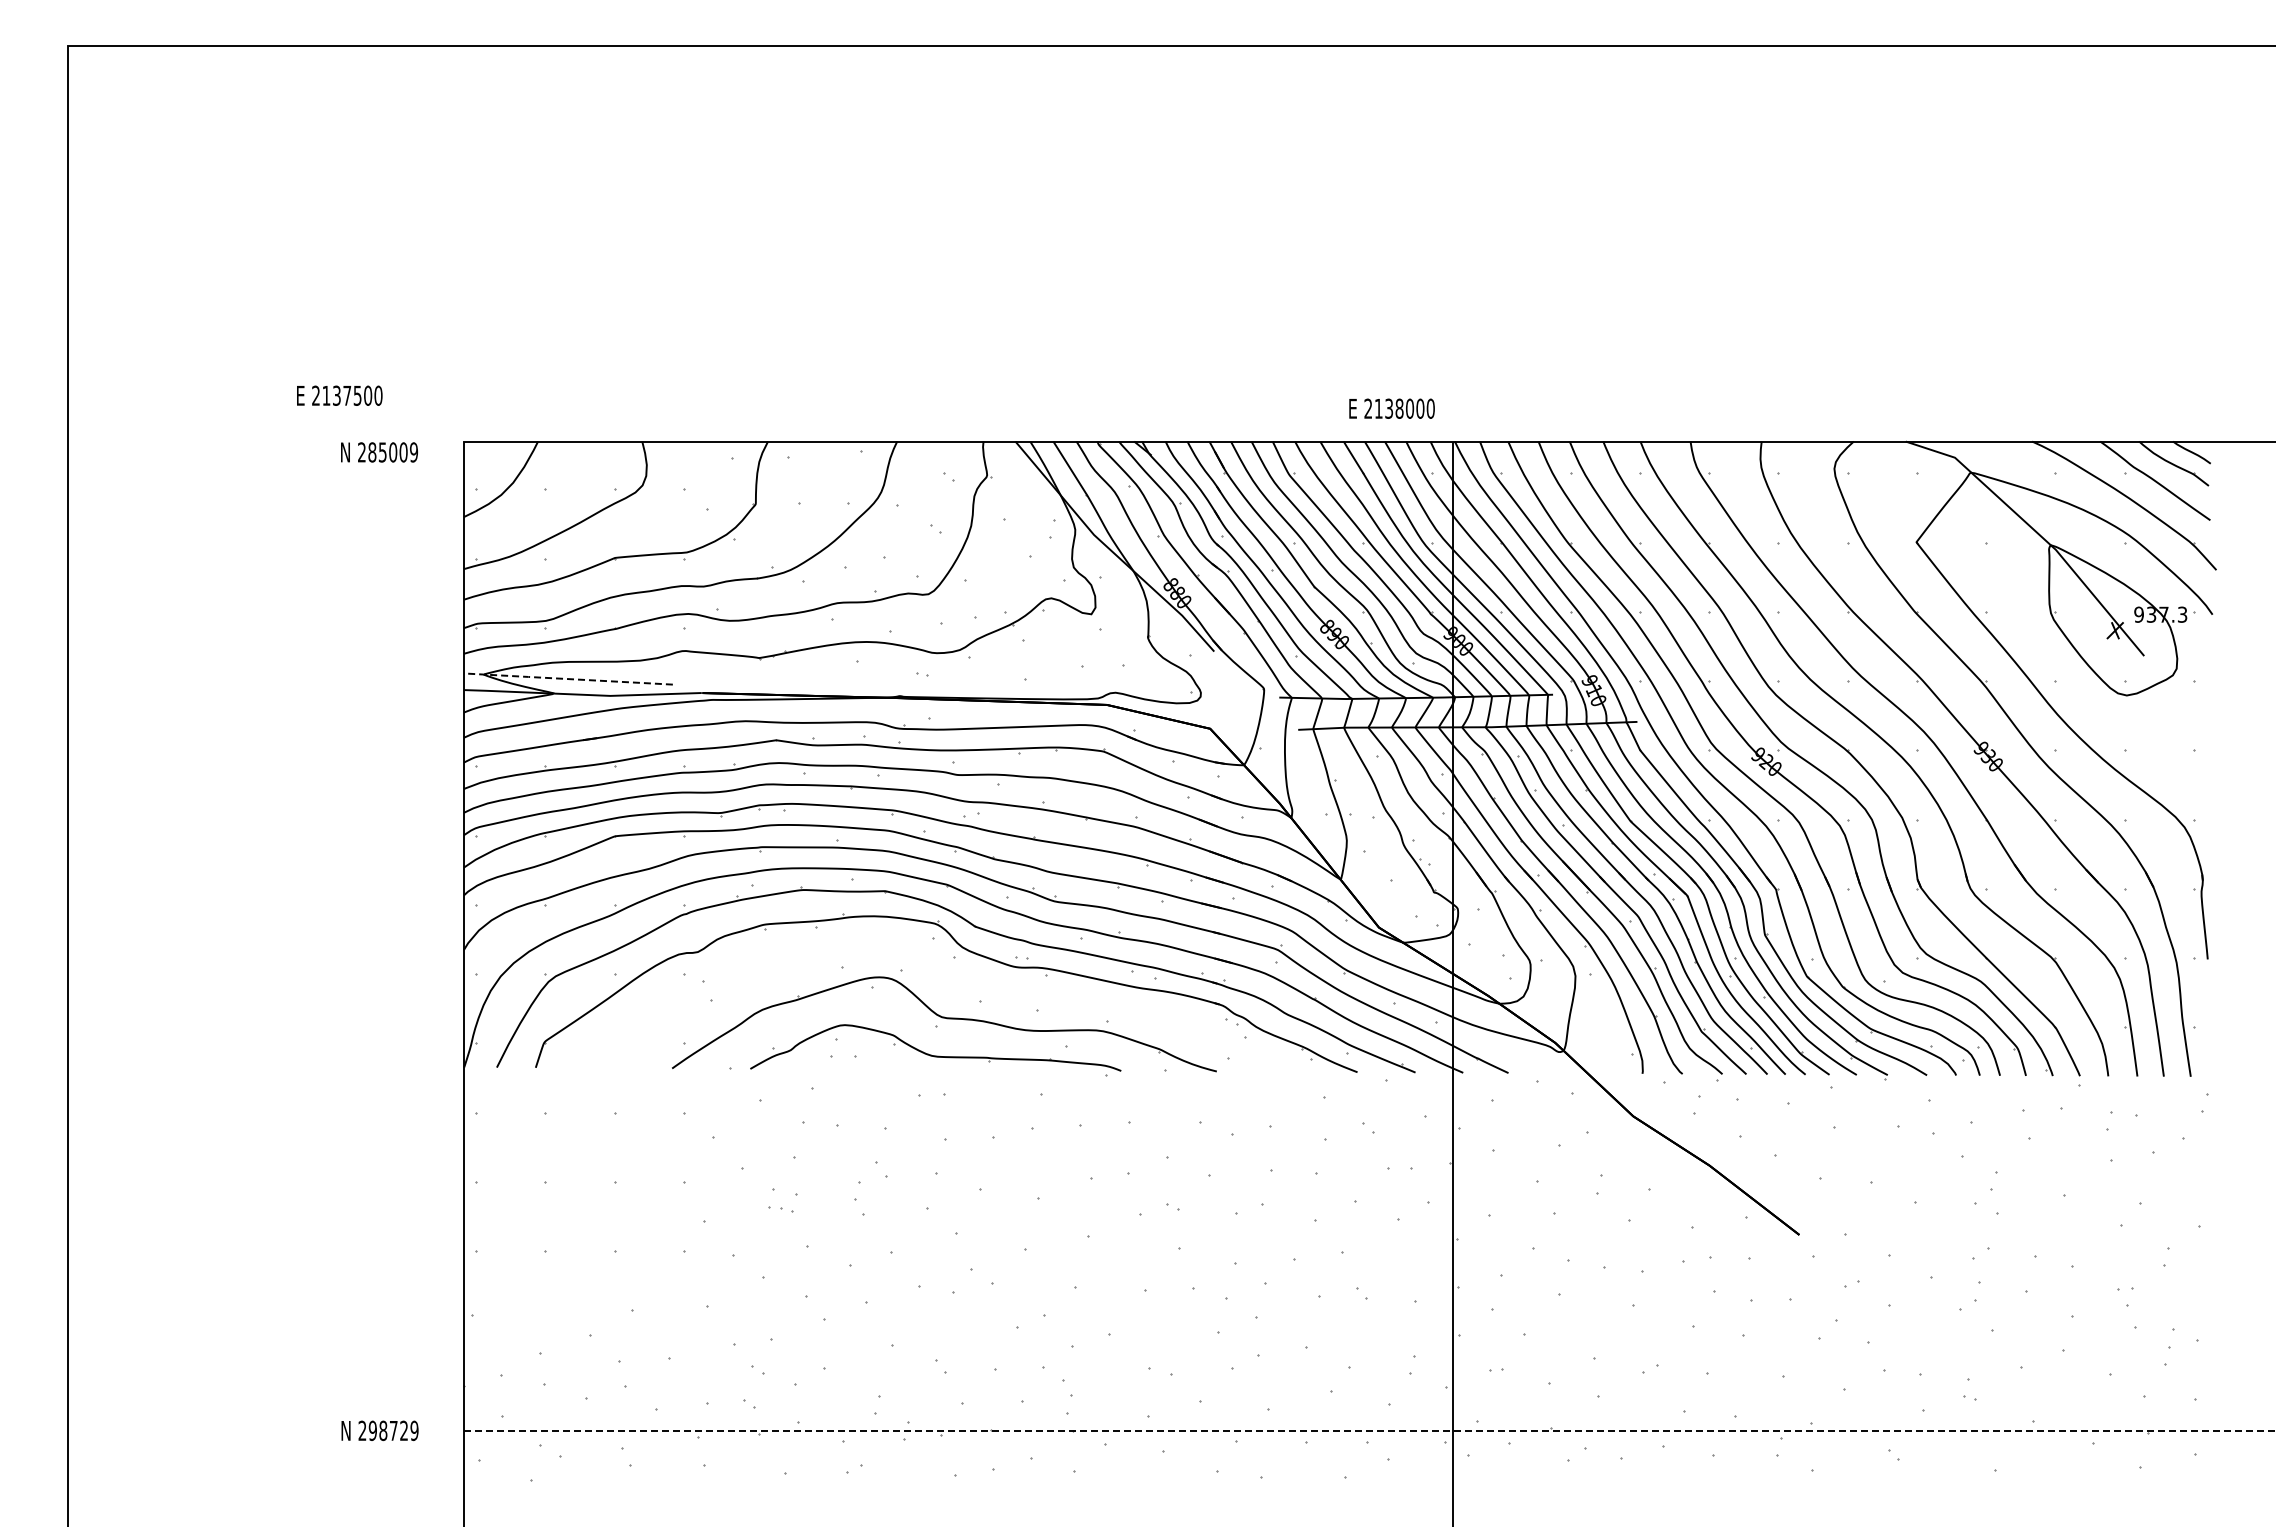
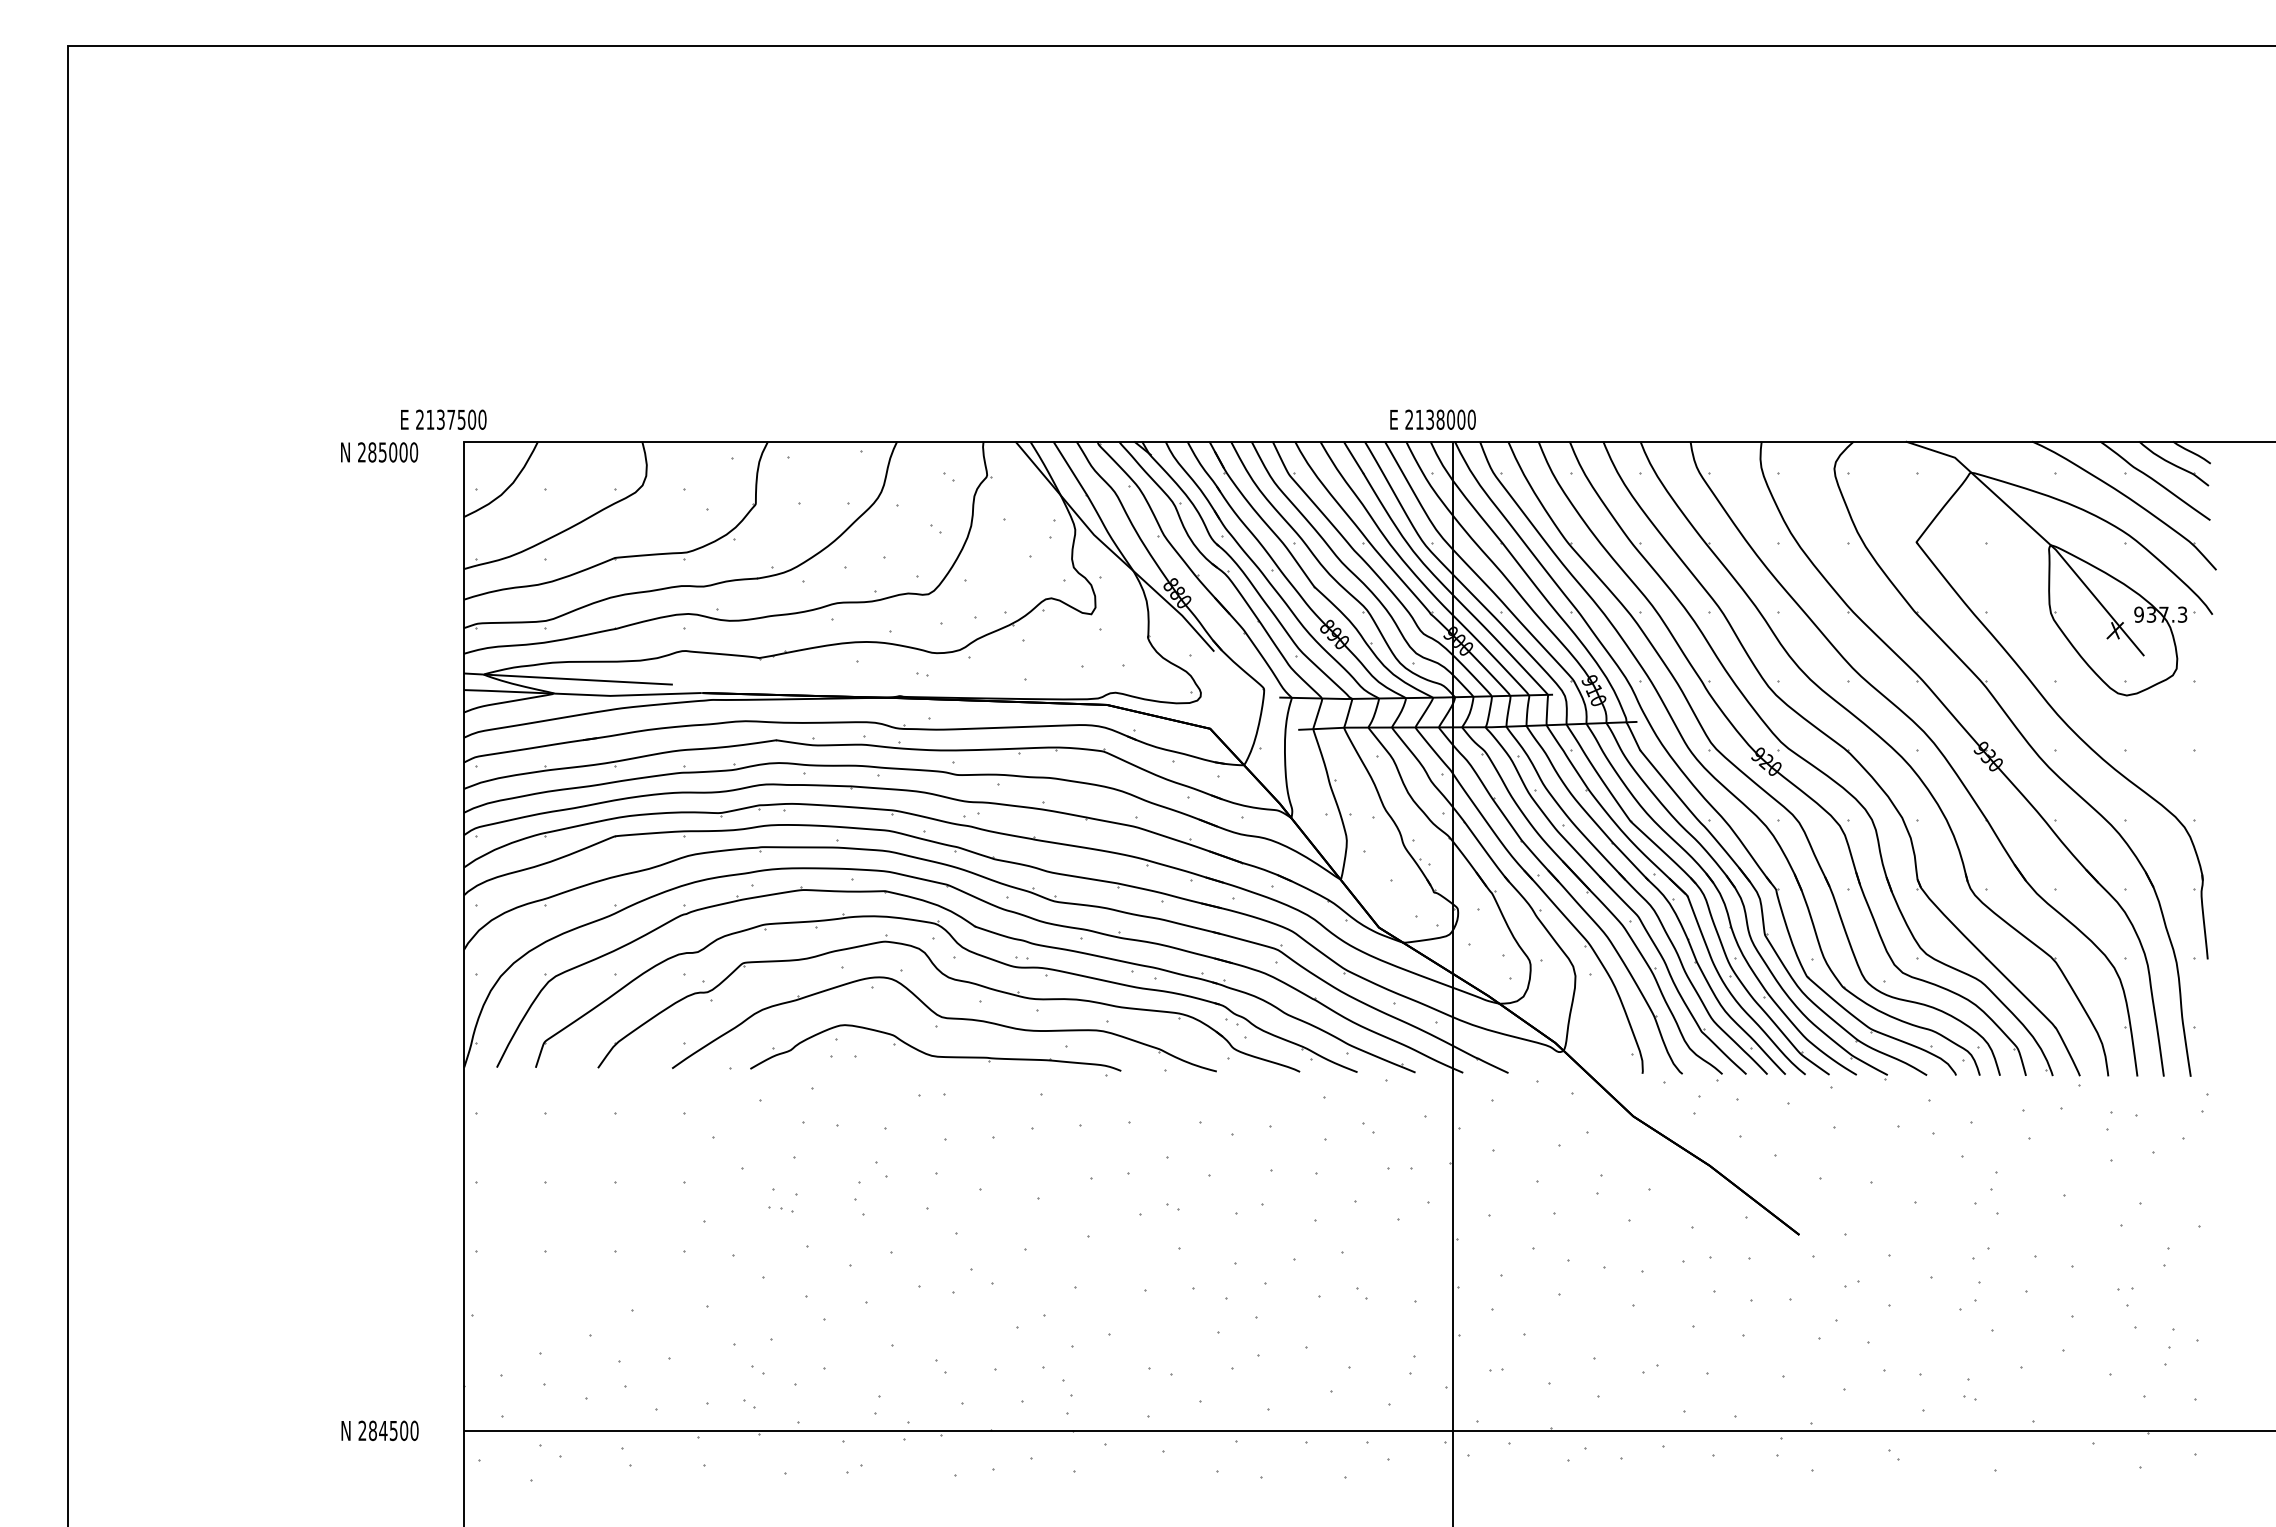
text position: (339, 395) -> (443, 419) (443, 419)
text position: (1391, 408) -> (1432, 419) (1432, 419)
text: 285009 -> 285000 (413, 452)
line: dashed -> solid (567, 679)
part: none -> present (953, 980)
text: 298729 -> 284500 (393, 1430)
line: dashed -> solid (1369, 1430)
